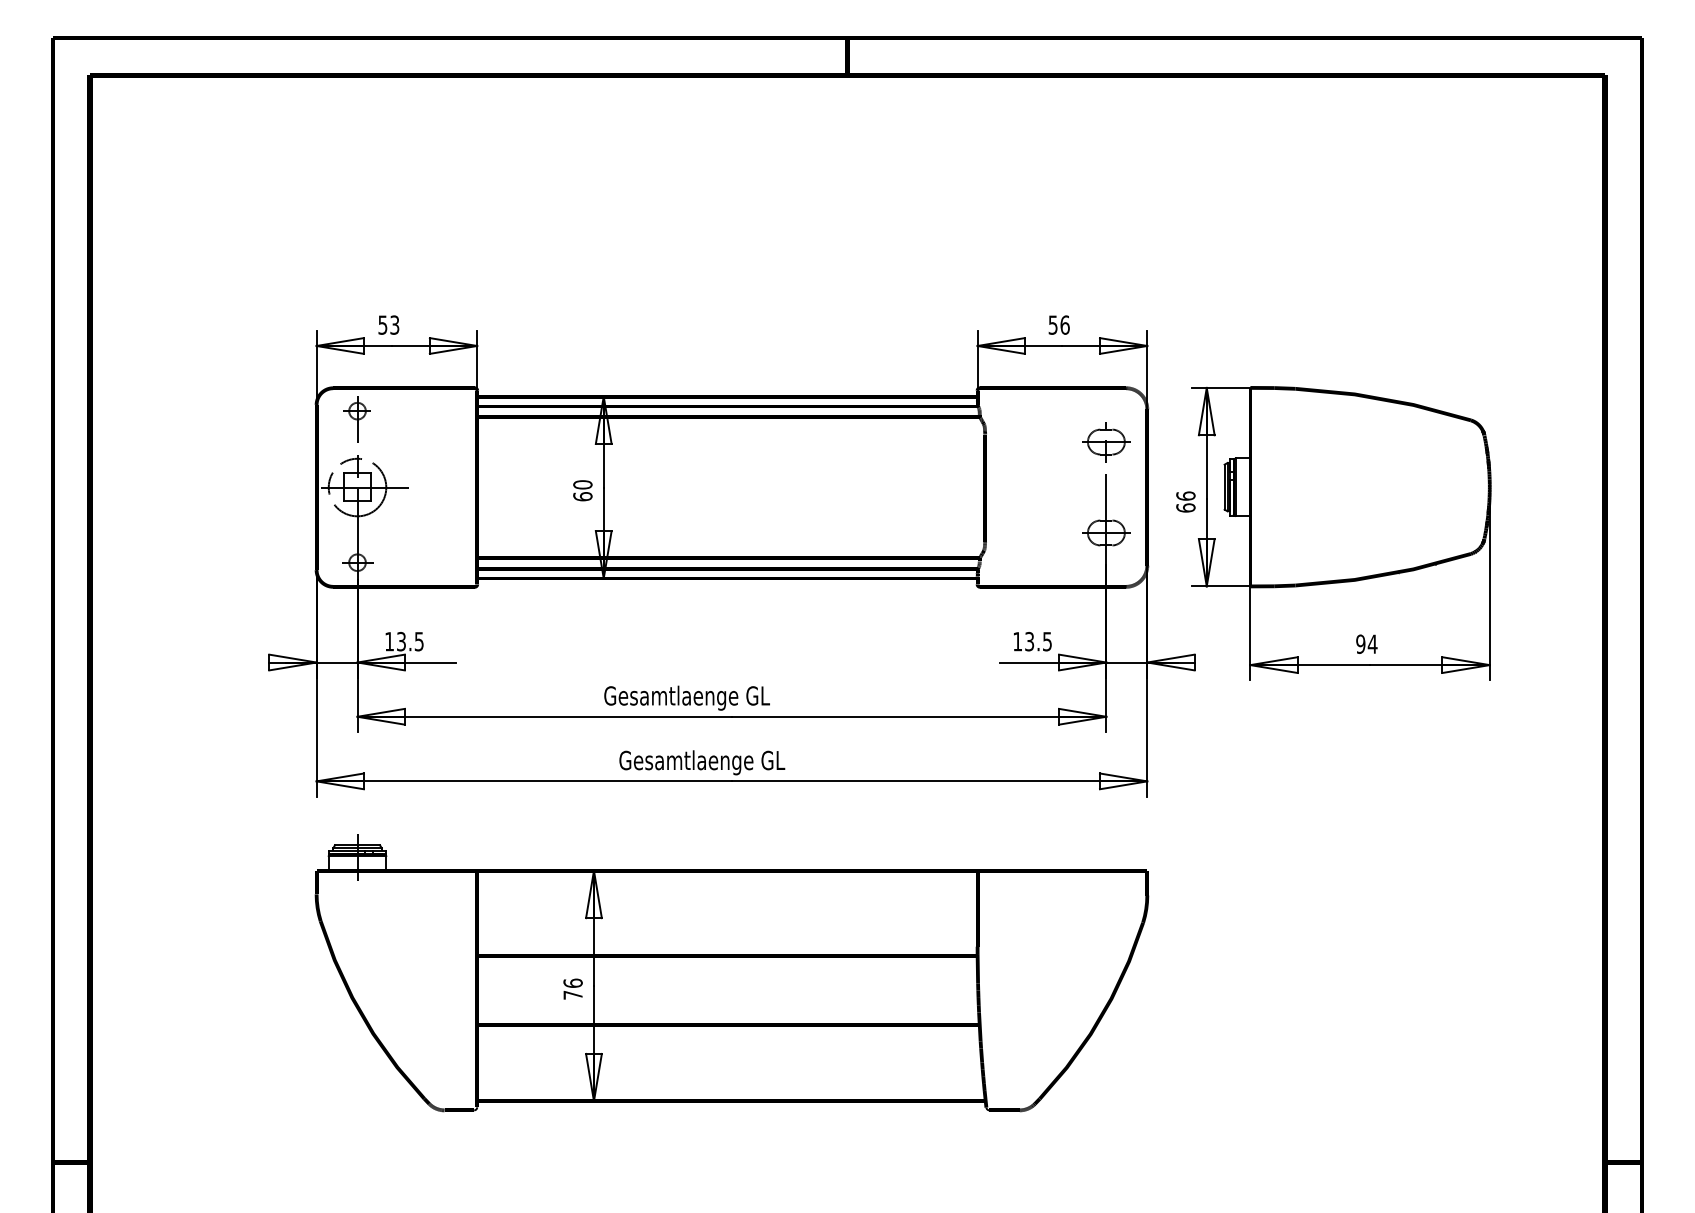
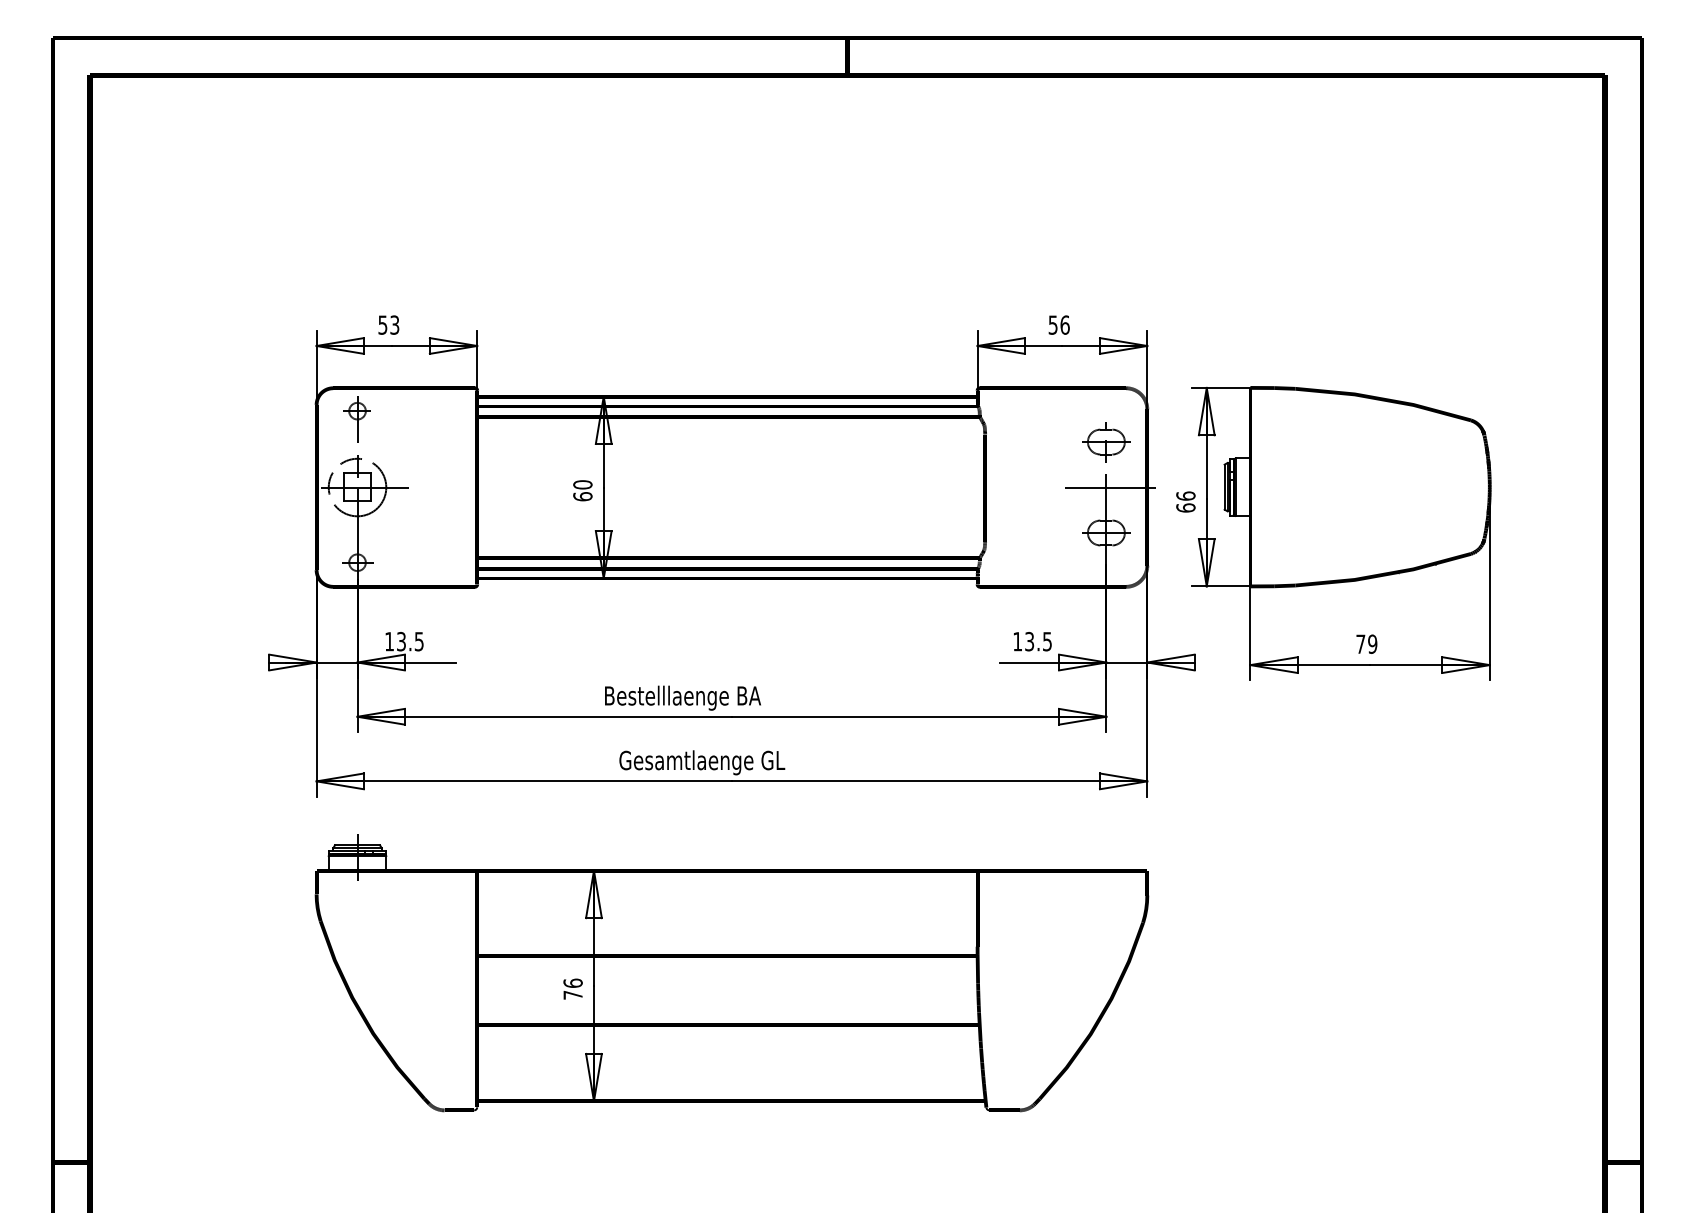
line: none -> present (1113, 487)
text: 94 -> 79 (1366, 643)
text: Gesamtlaenge GL -> Bestelllaenge BA (686, 697)
